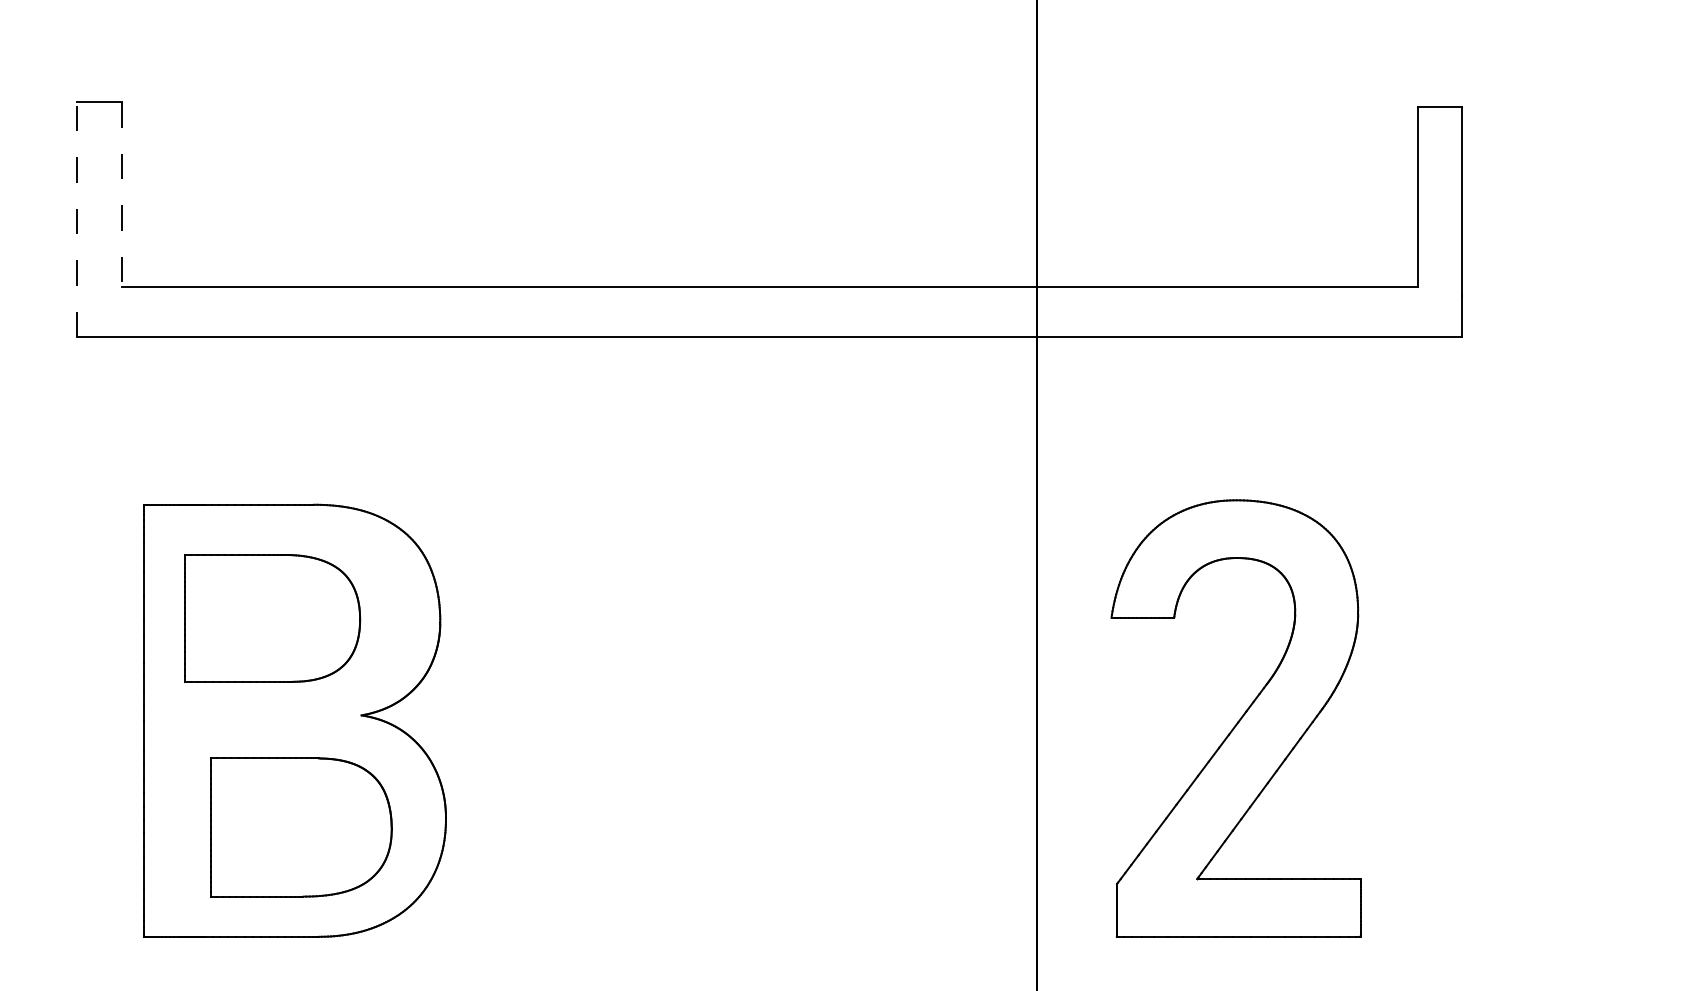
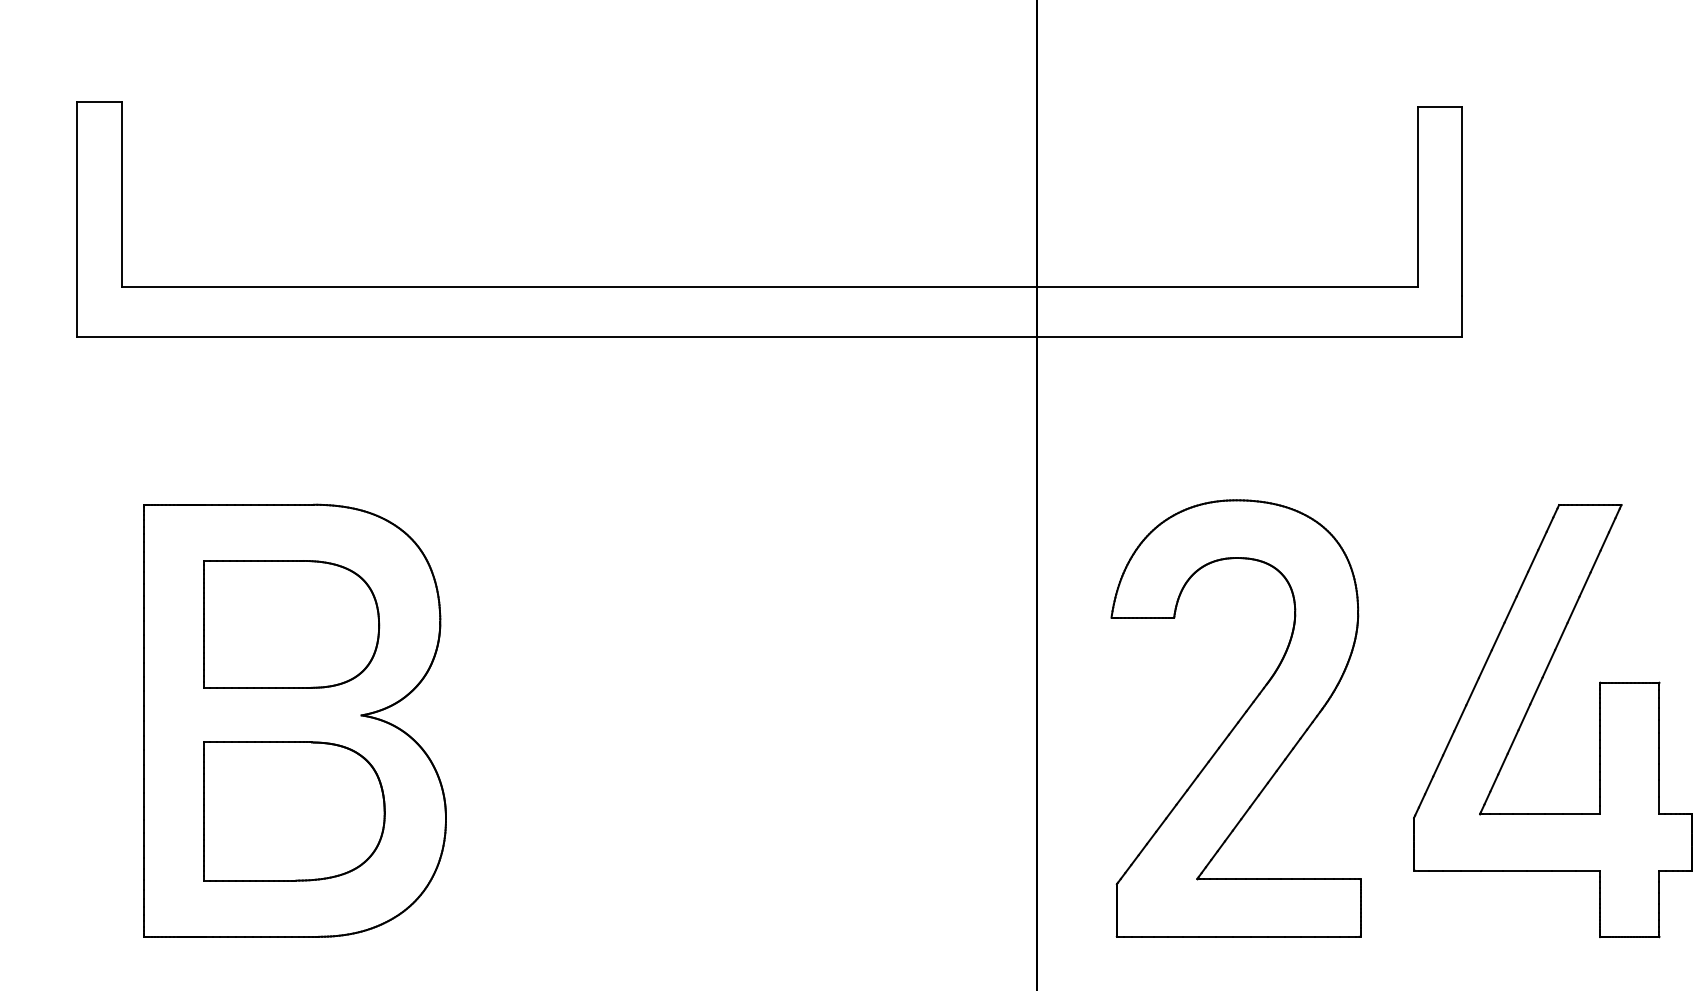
line: dashed -> solid (121, 194)
line: dashed -> solid (77, 219)
part position: (272, 618) -> (291, 624) (291, 624)
part: none -> present (1527, 713)
part position: (301, 827) -> (294, 811) (294, 811)
